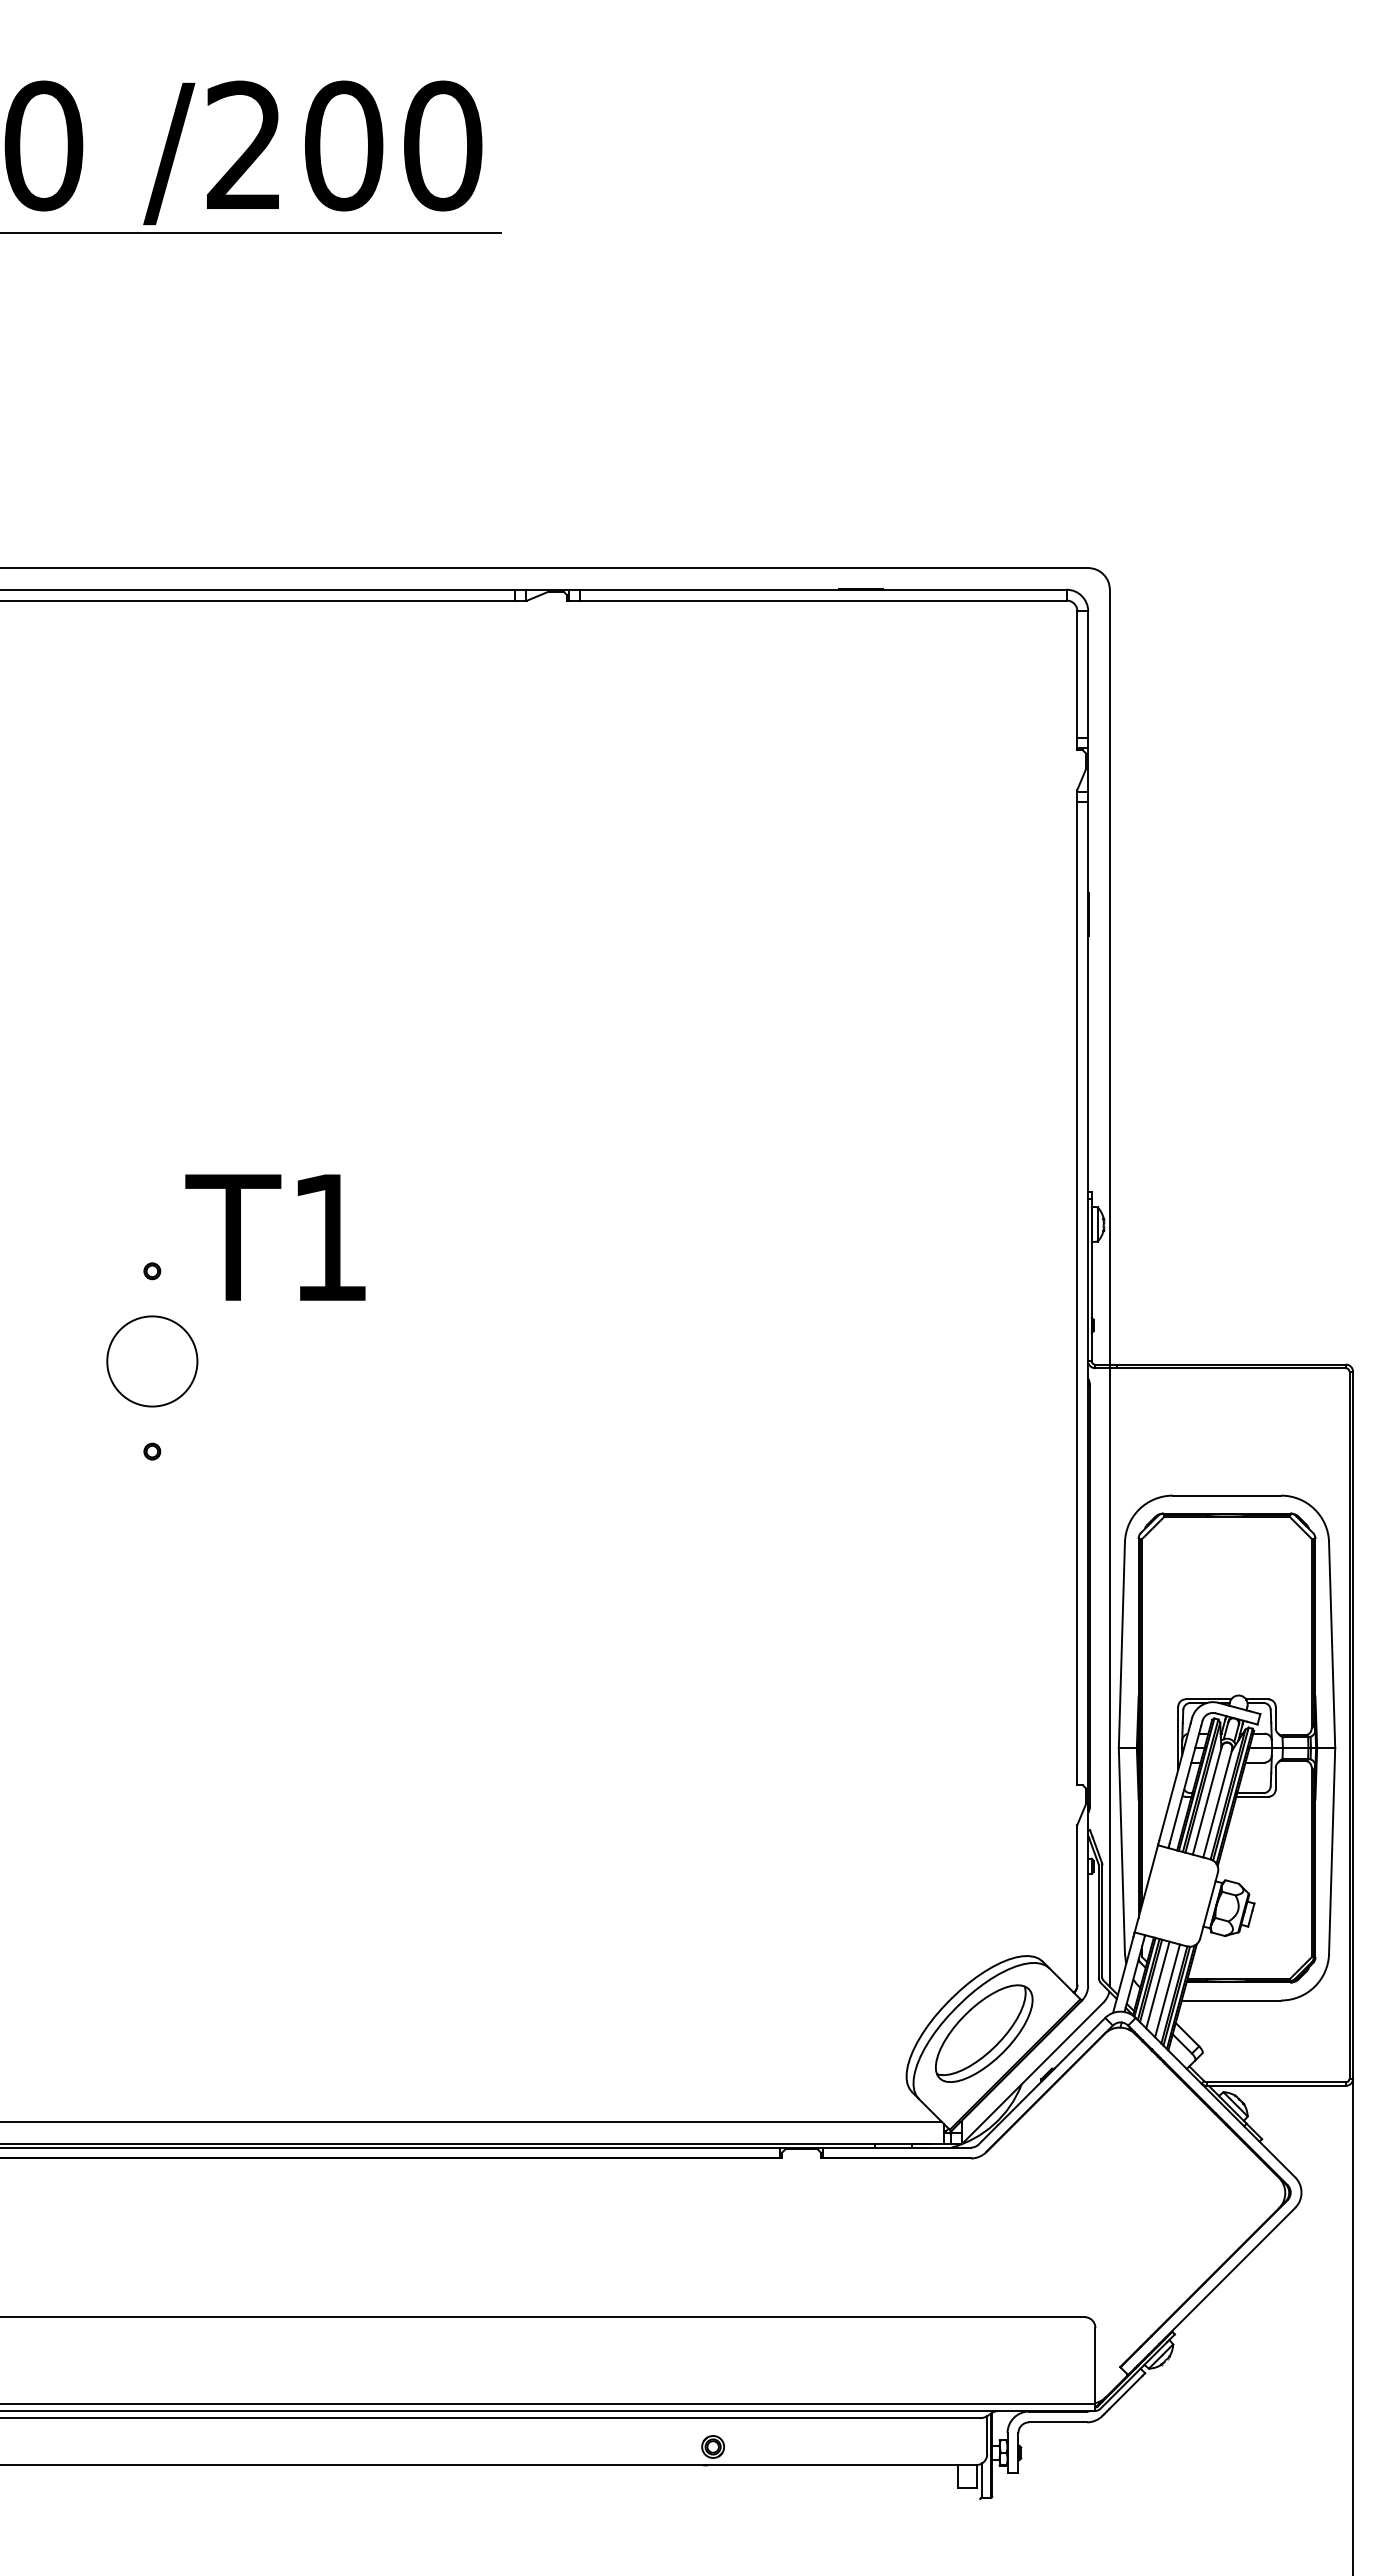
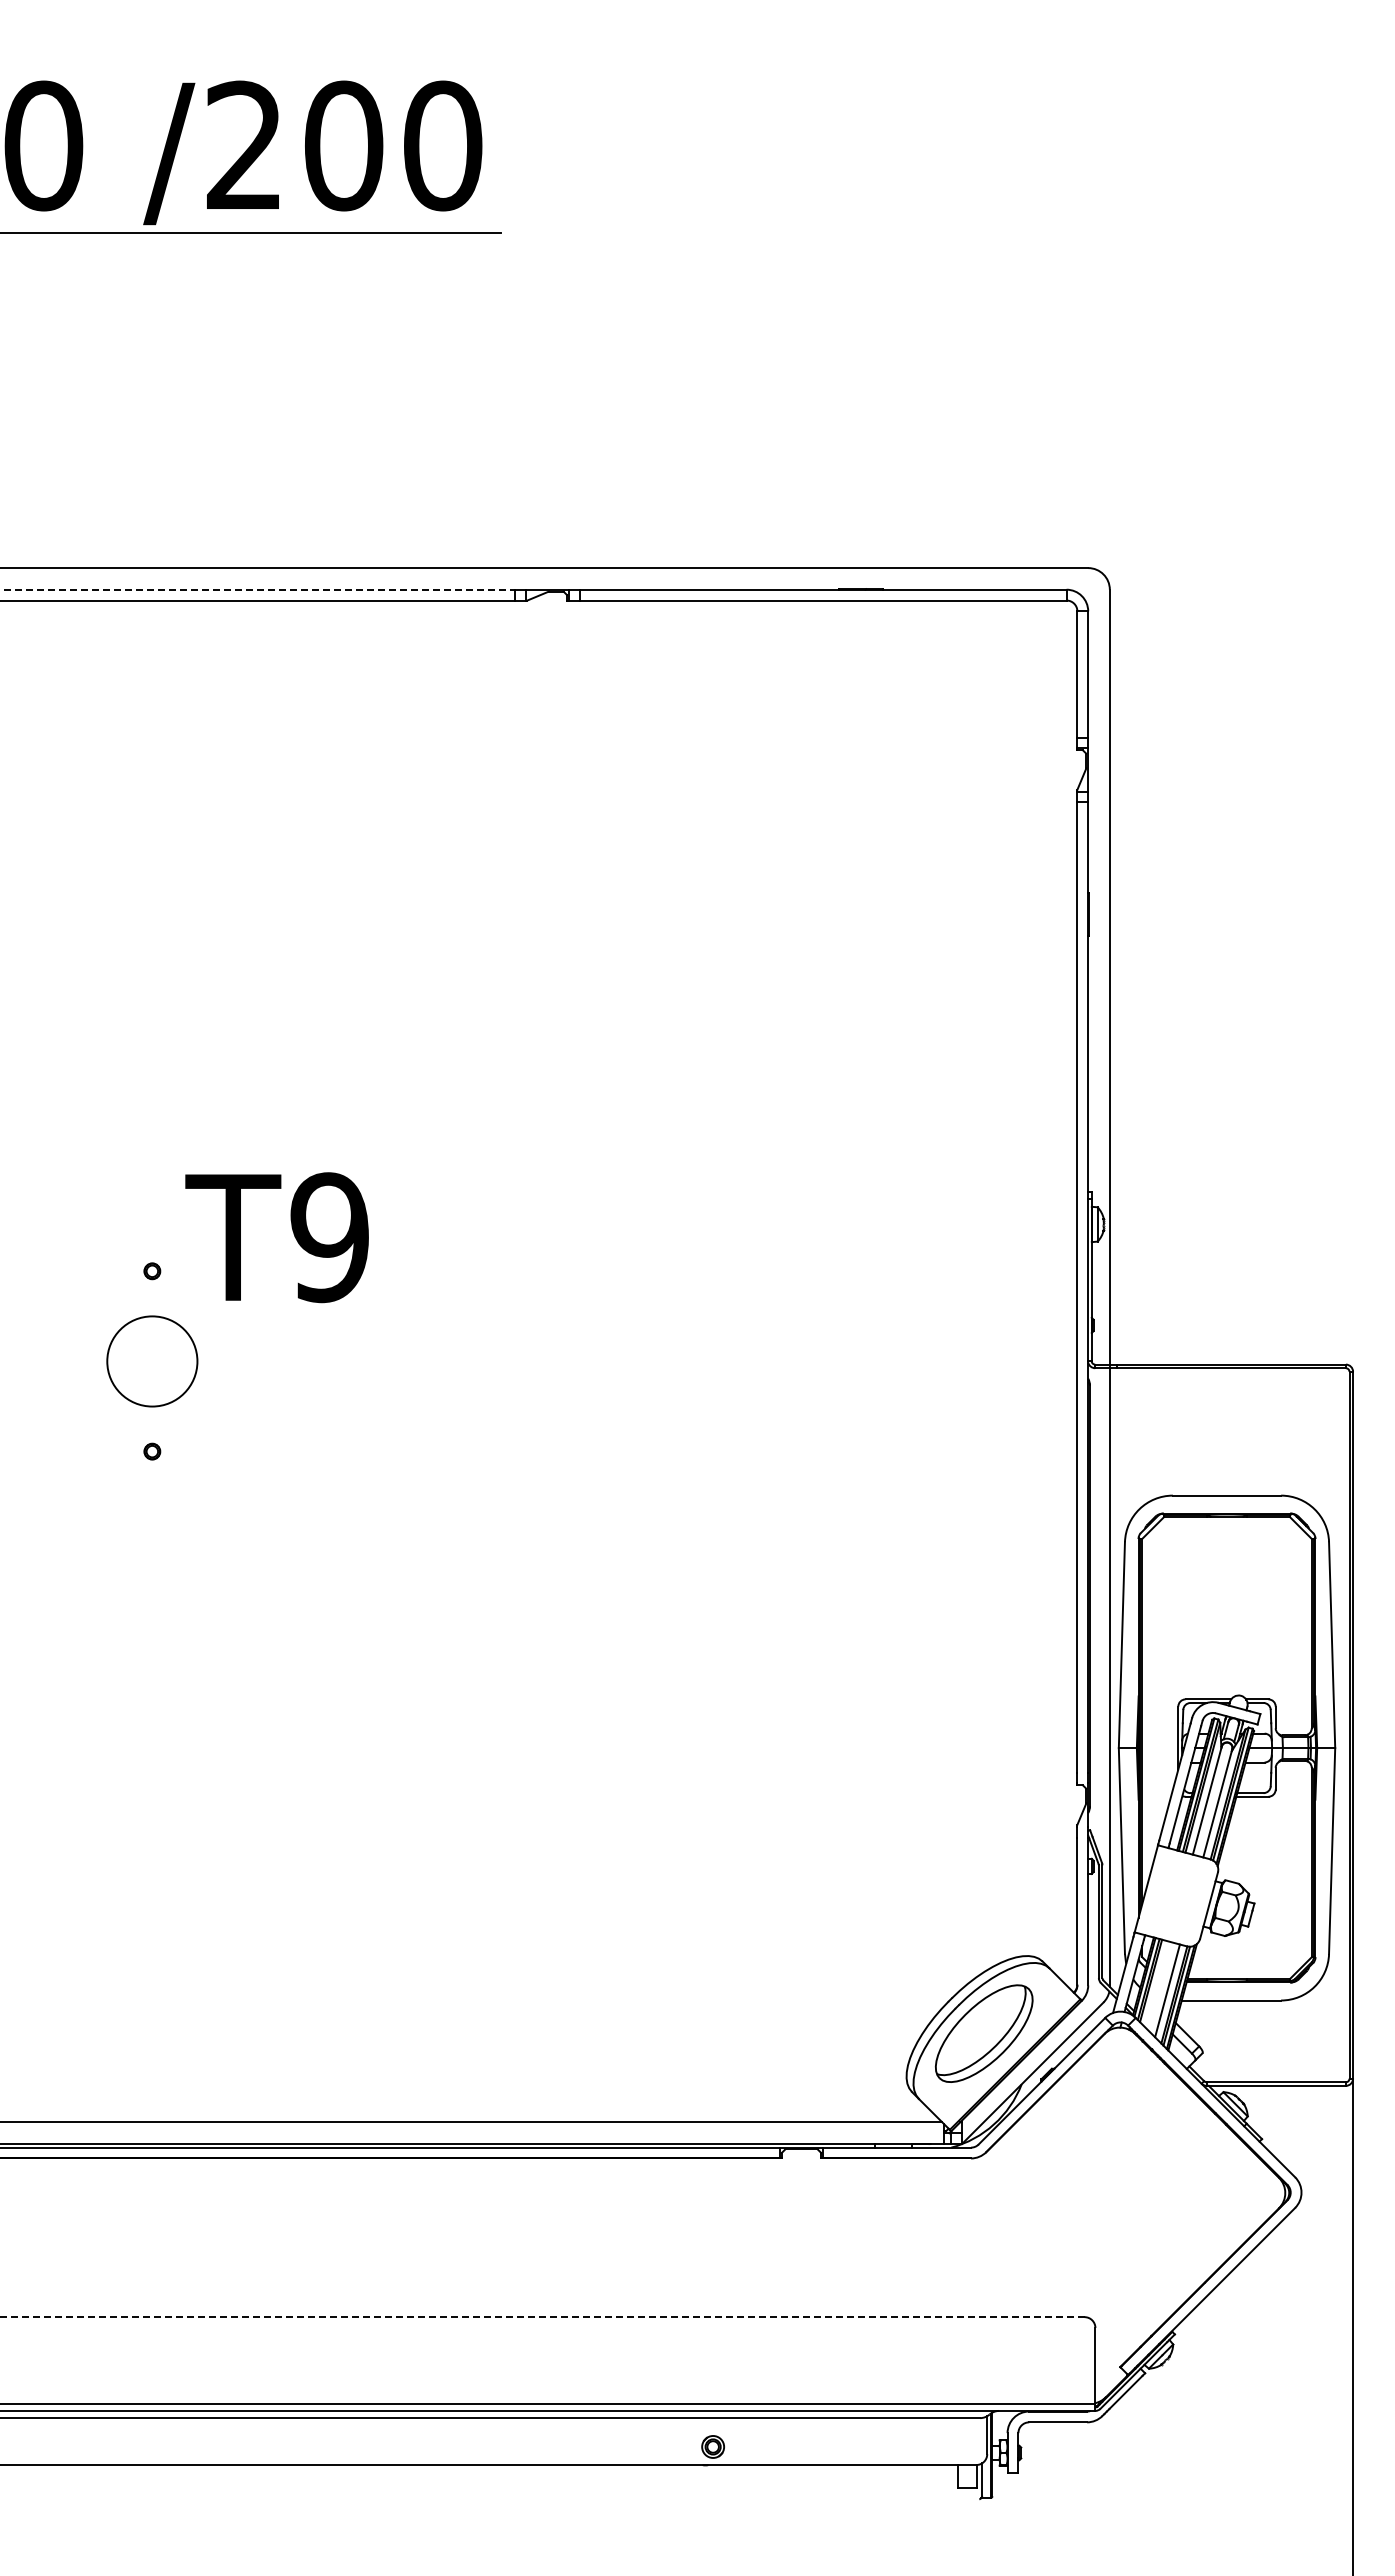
line: solid -> dashed (257, 589)
text: T1 -> T9 (329, 1237)
line: present -> none (1157, 1984)
line: solid -> dashed (542, 2317)
